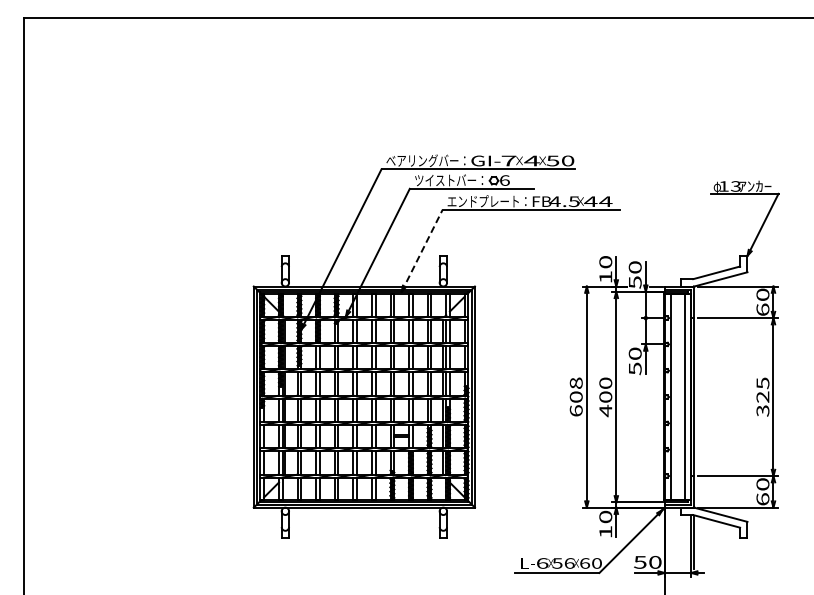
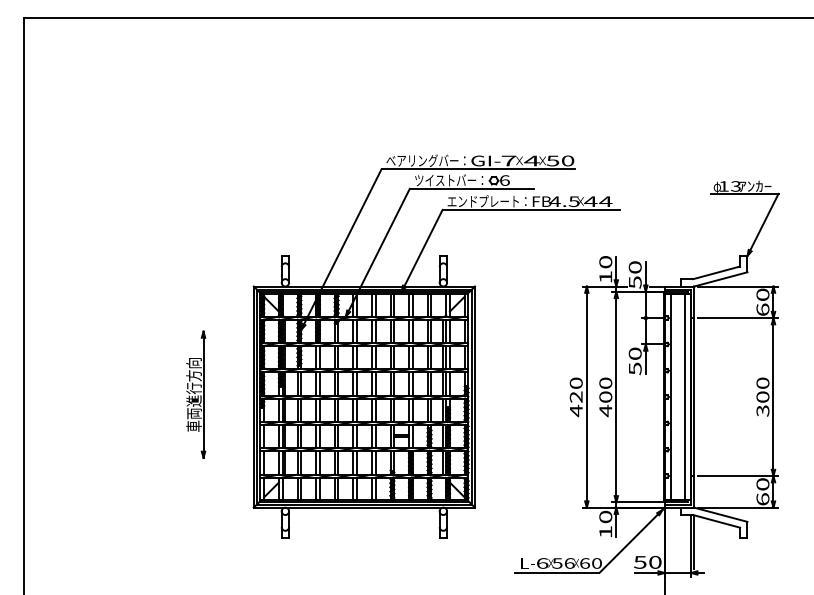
line: dashed -> solid (422, 250)
text: 325 -> 300 (762, 389)
part: none -> present (196, 394)
text: 608 -> 420 (575, 397)
